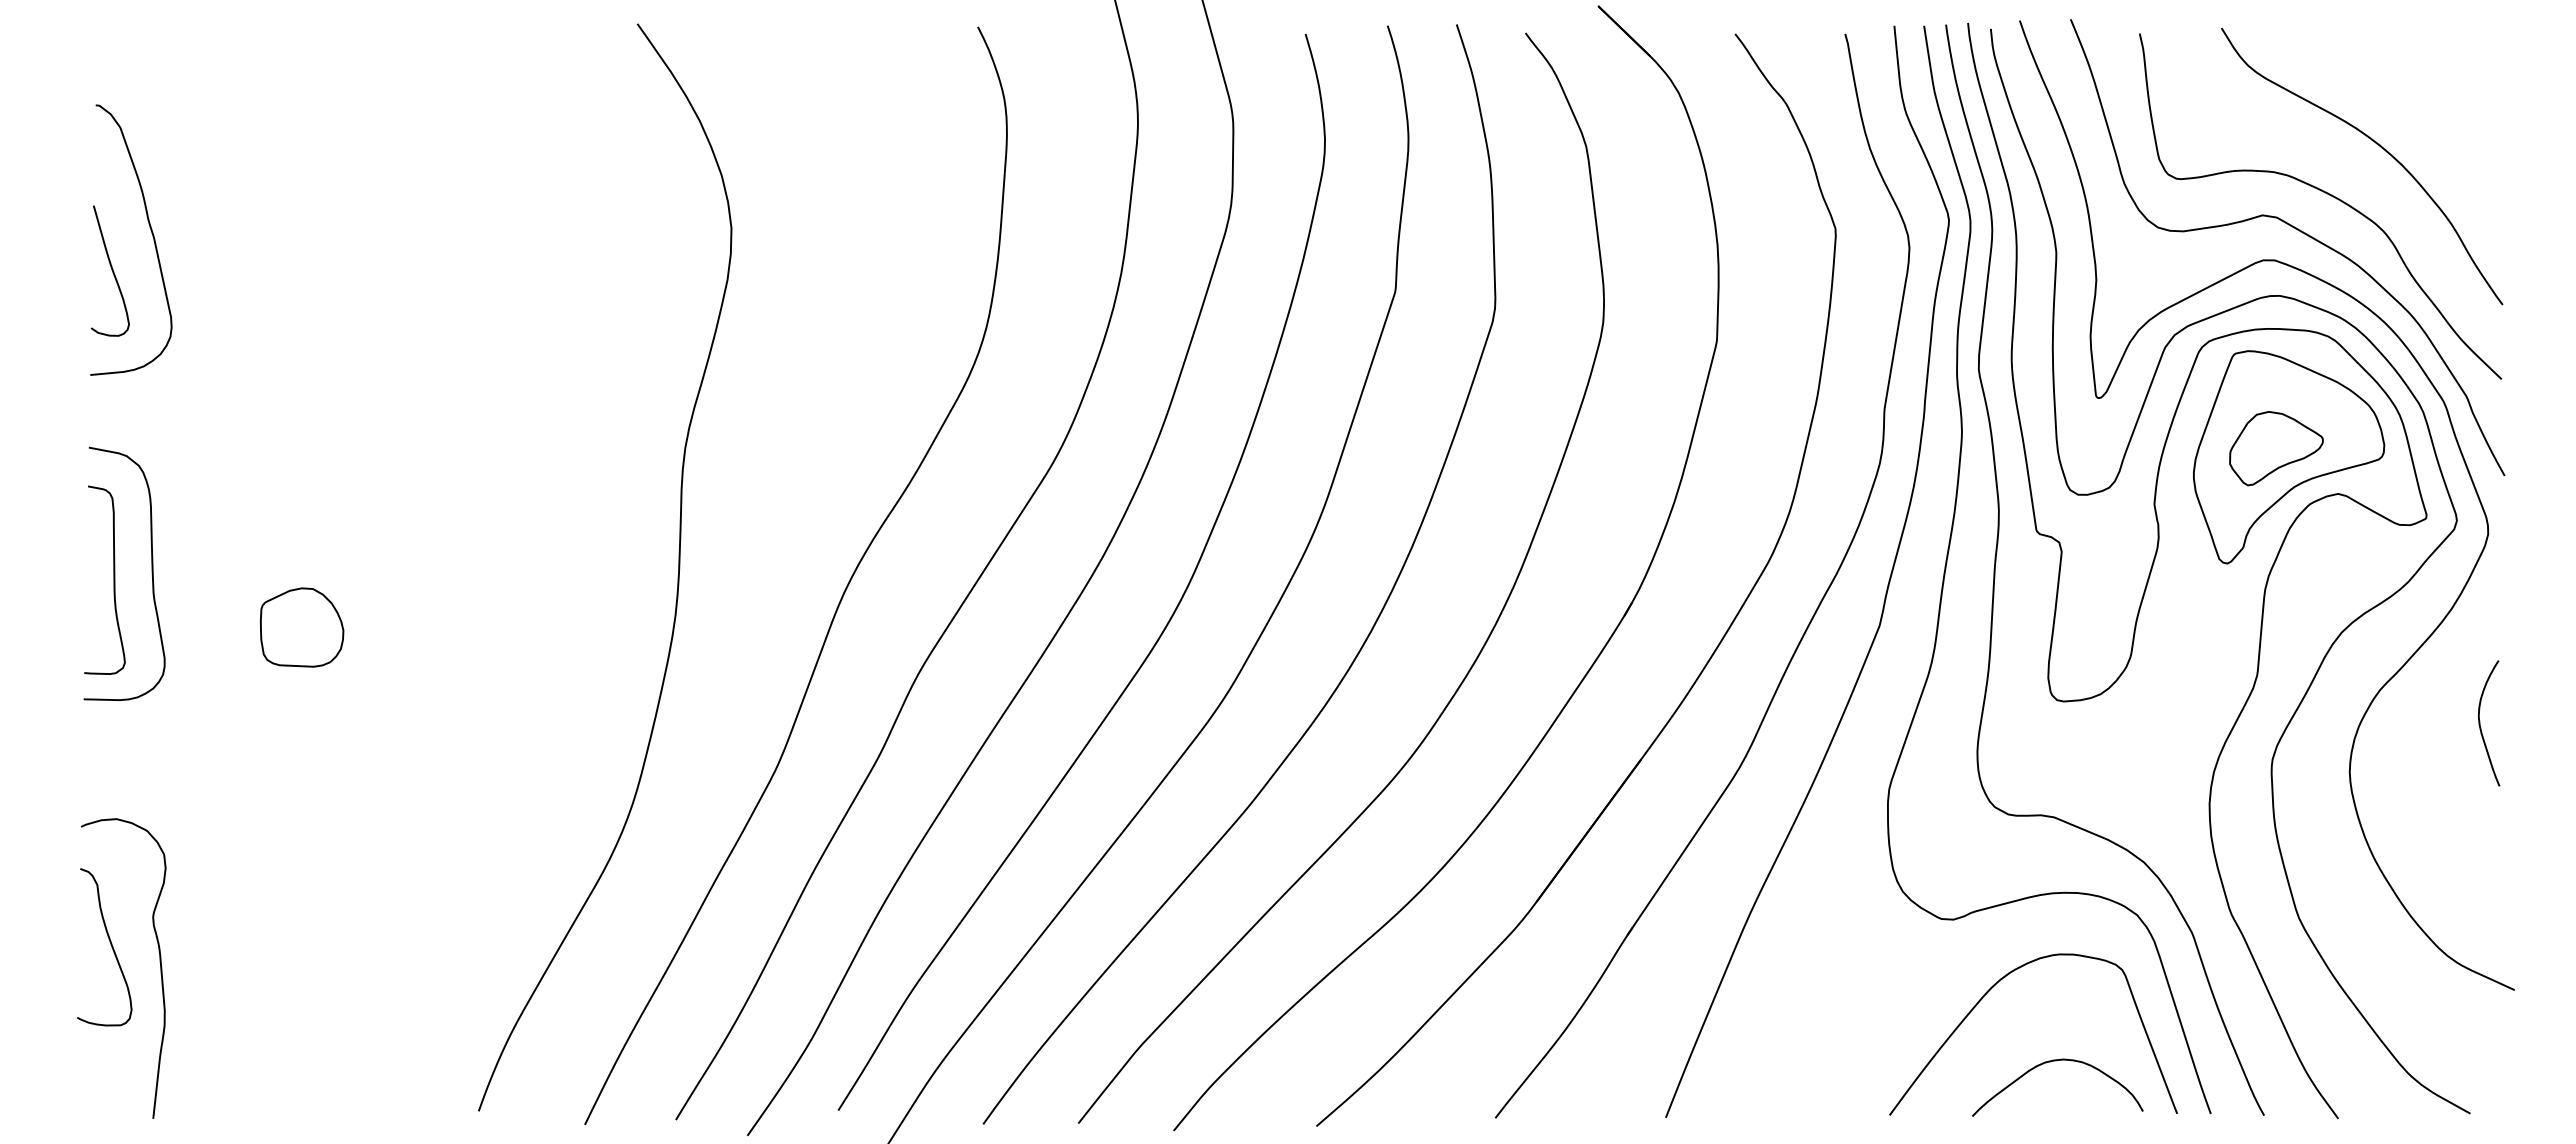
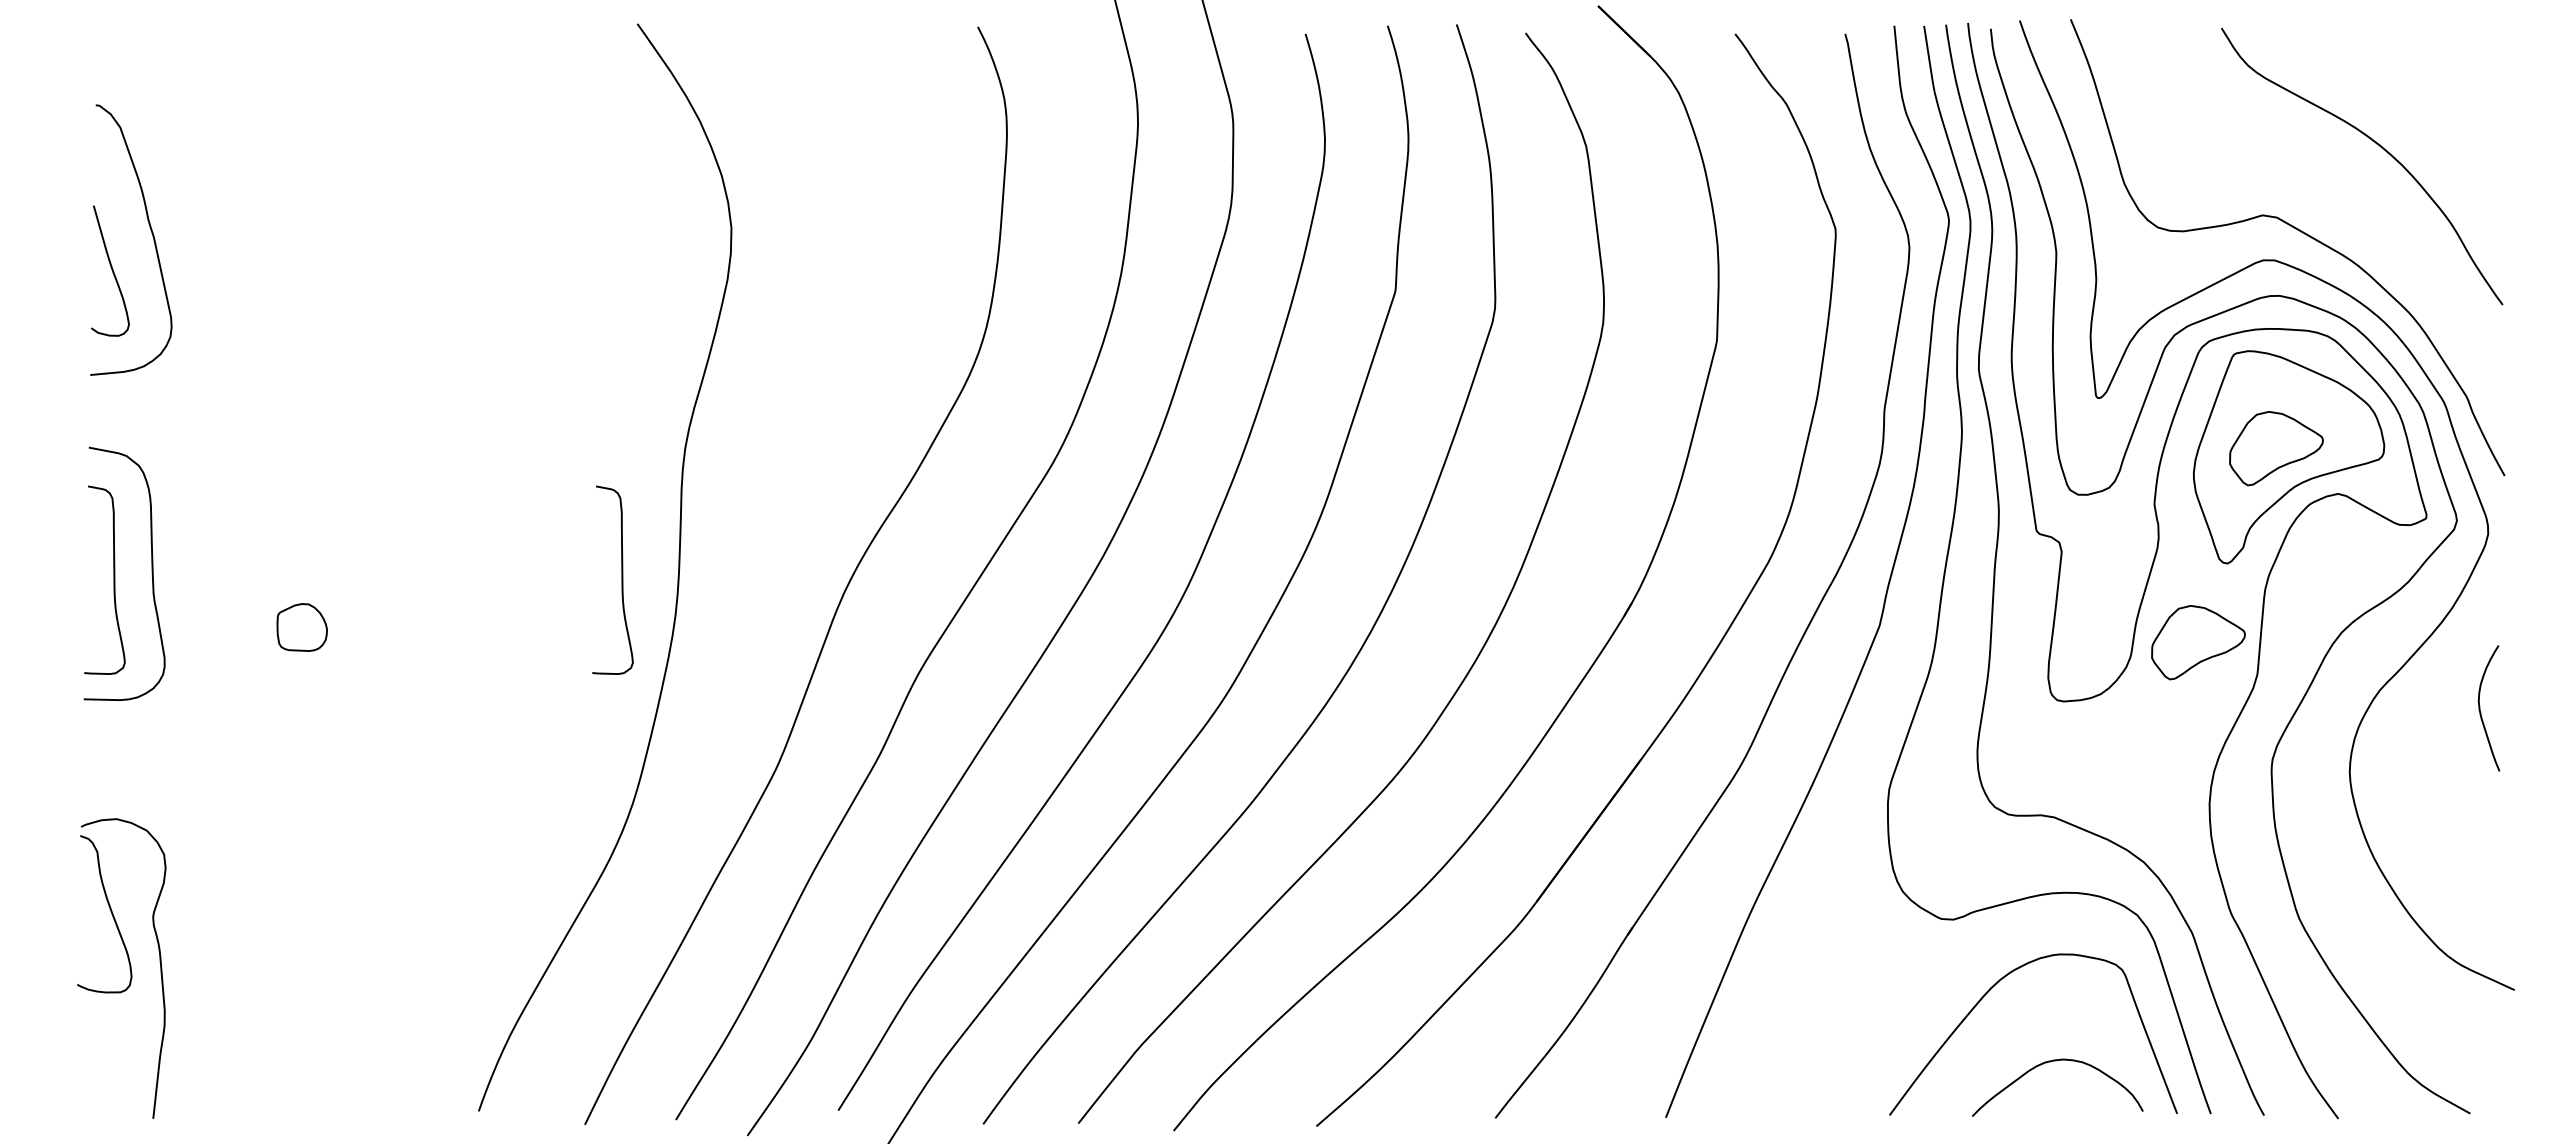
curve: present -> none (2327, 194)
curve: none -> present (621, 579)
part size: 85x81 px -> 52x49 px (301, 627)
part: none -> present (2198, 642)
curve position: (2480, 723) -> (2480, 708) (2480, 708)
curve position: (110, 944) -> (110, 911) (110, 911)
